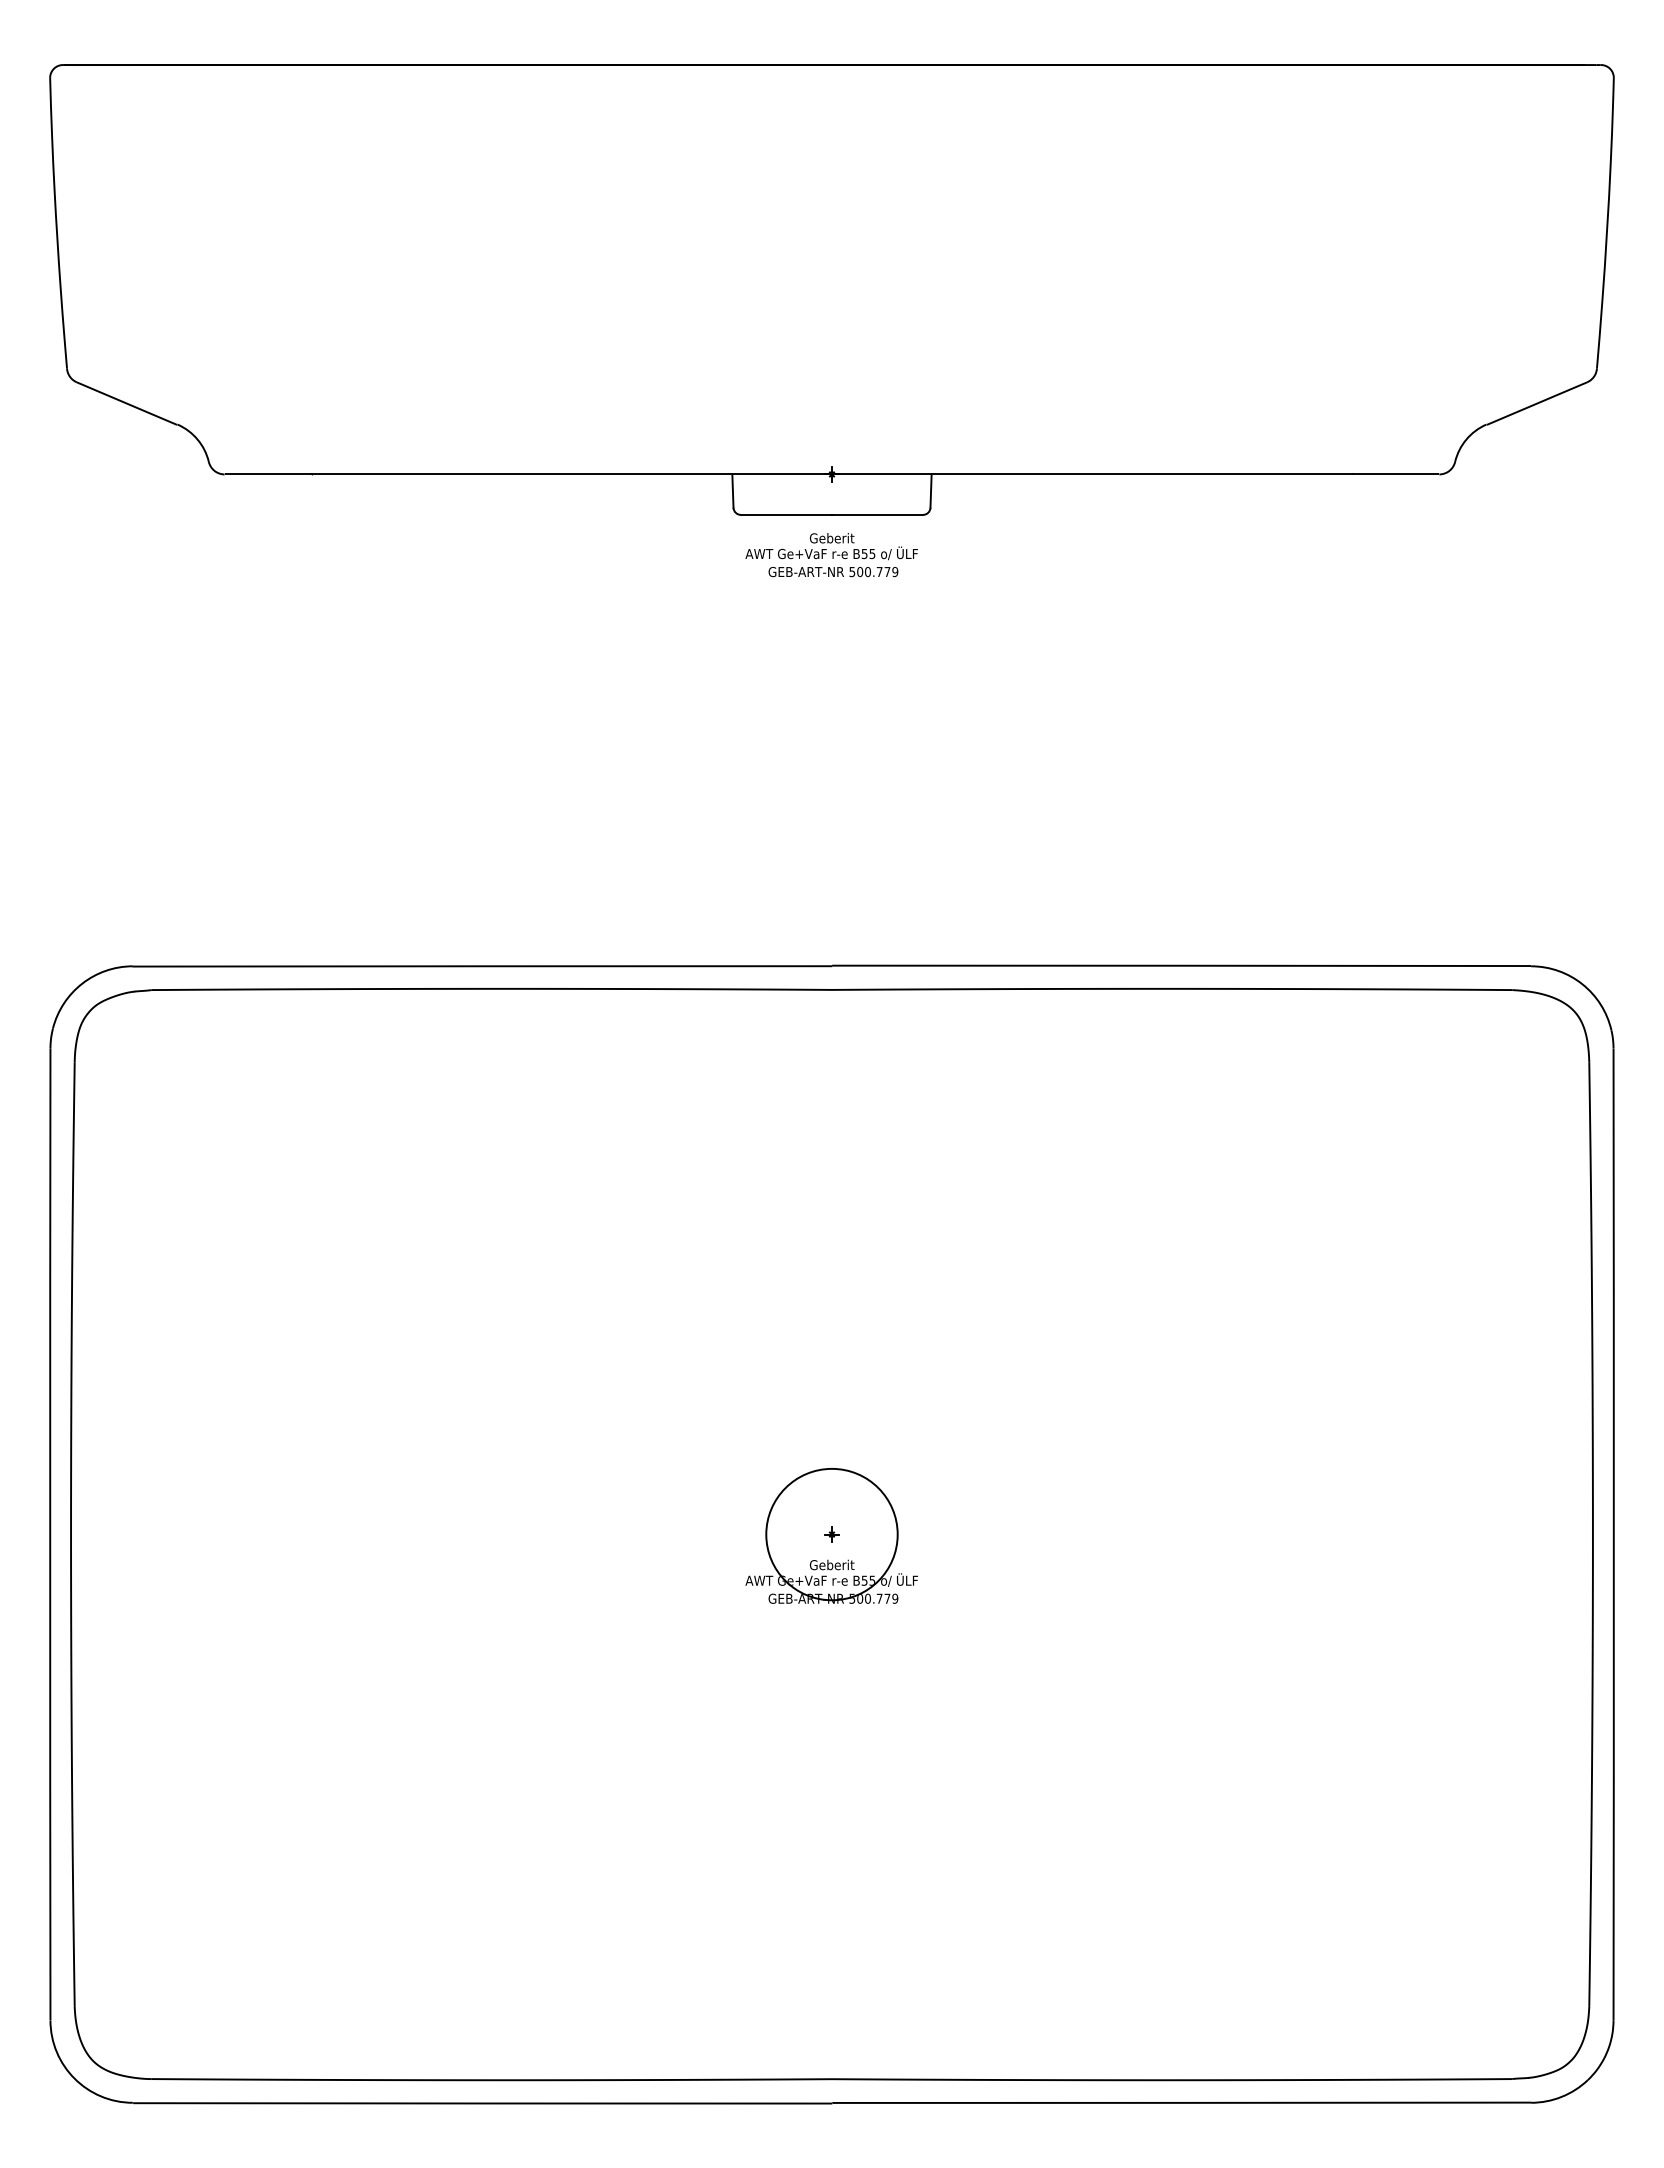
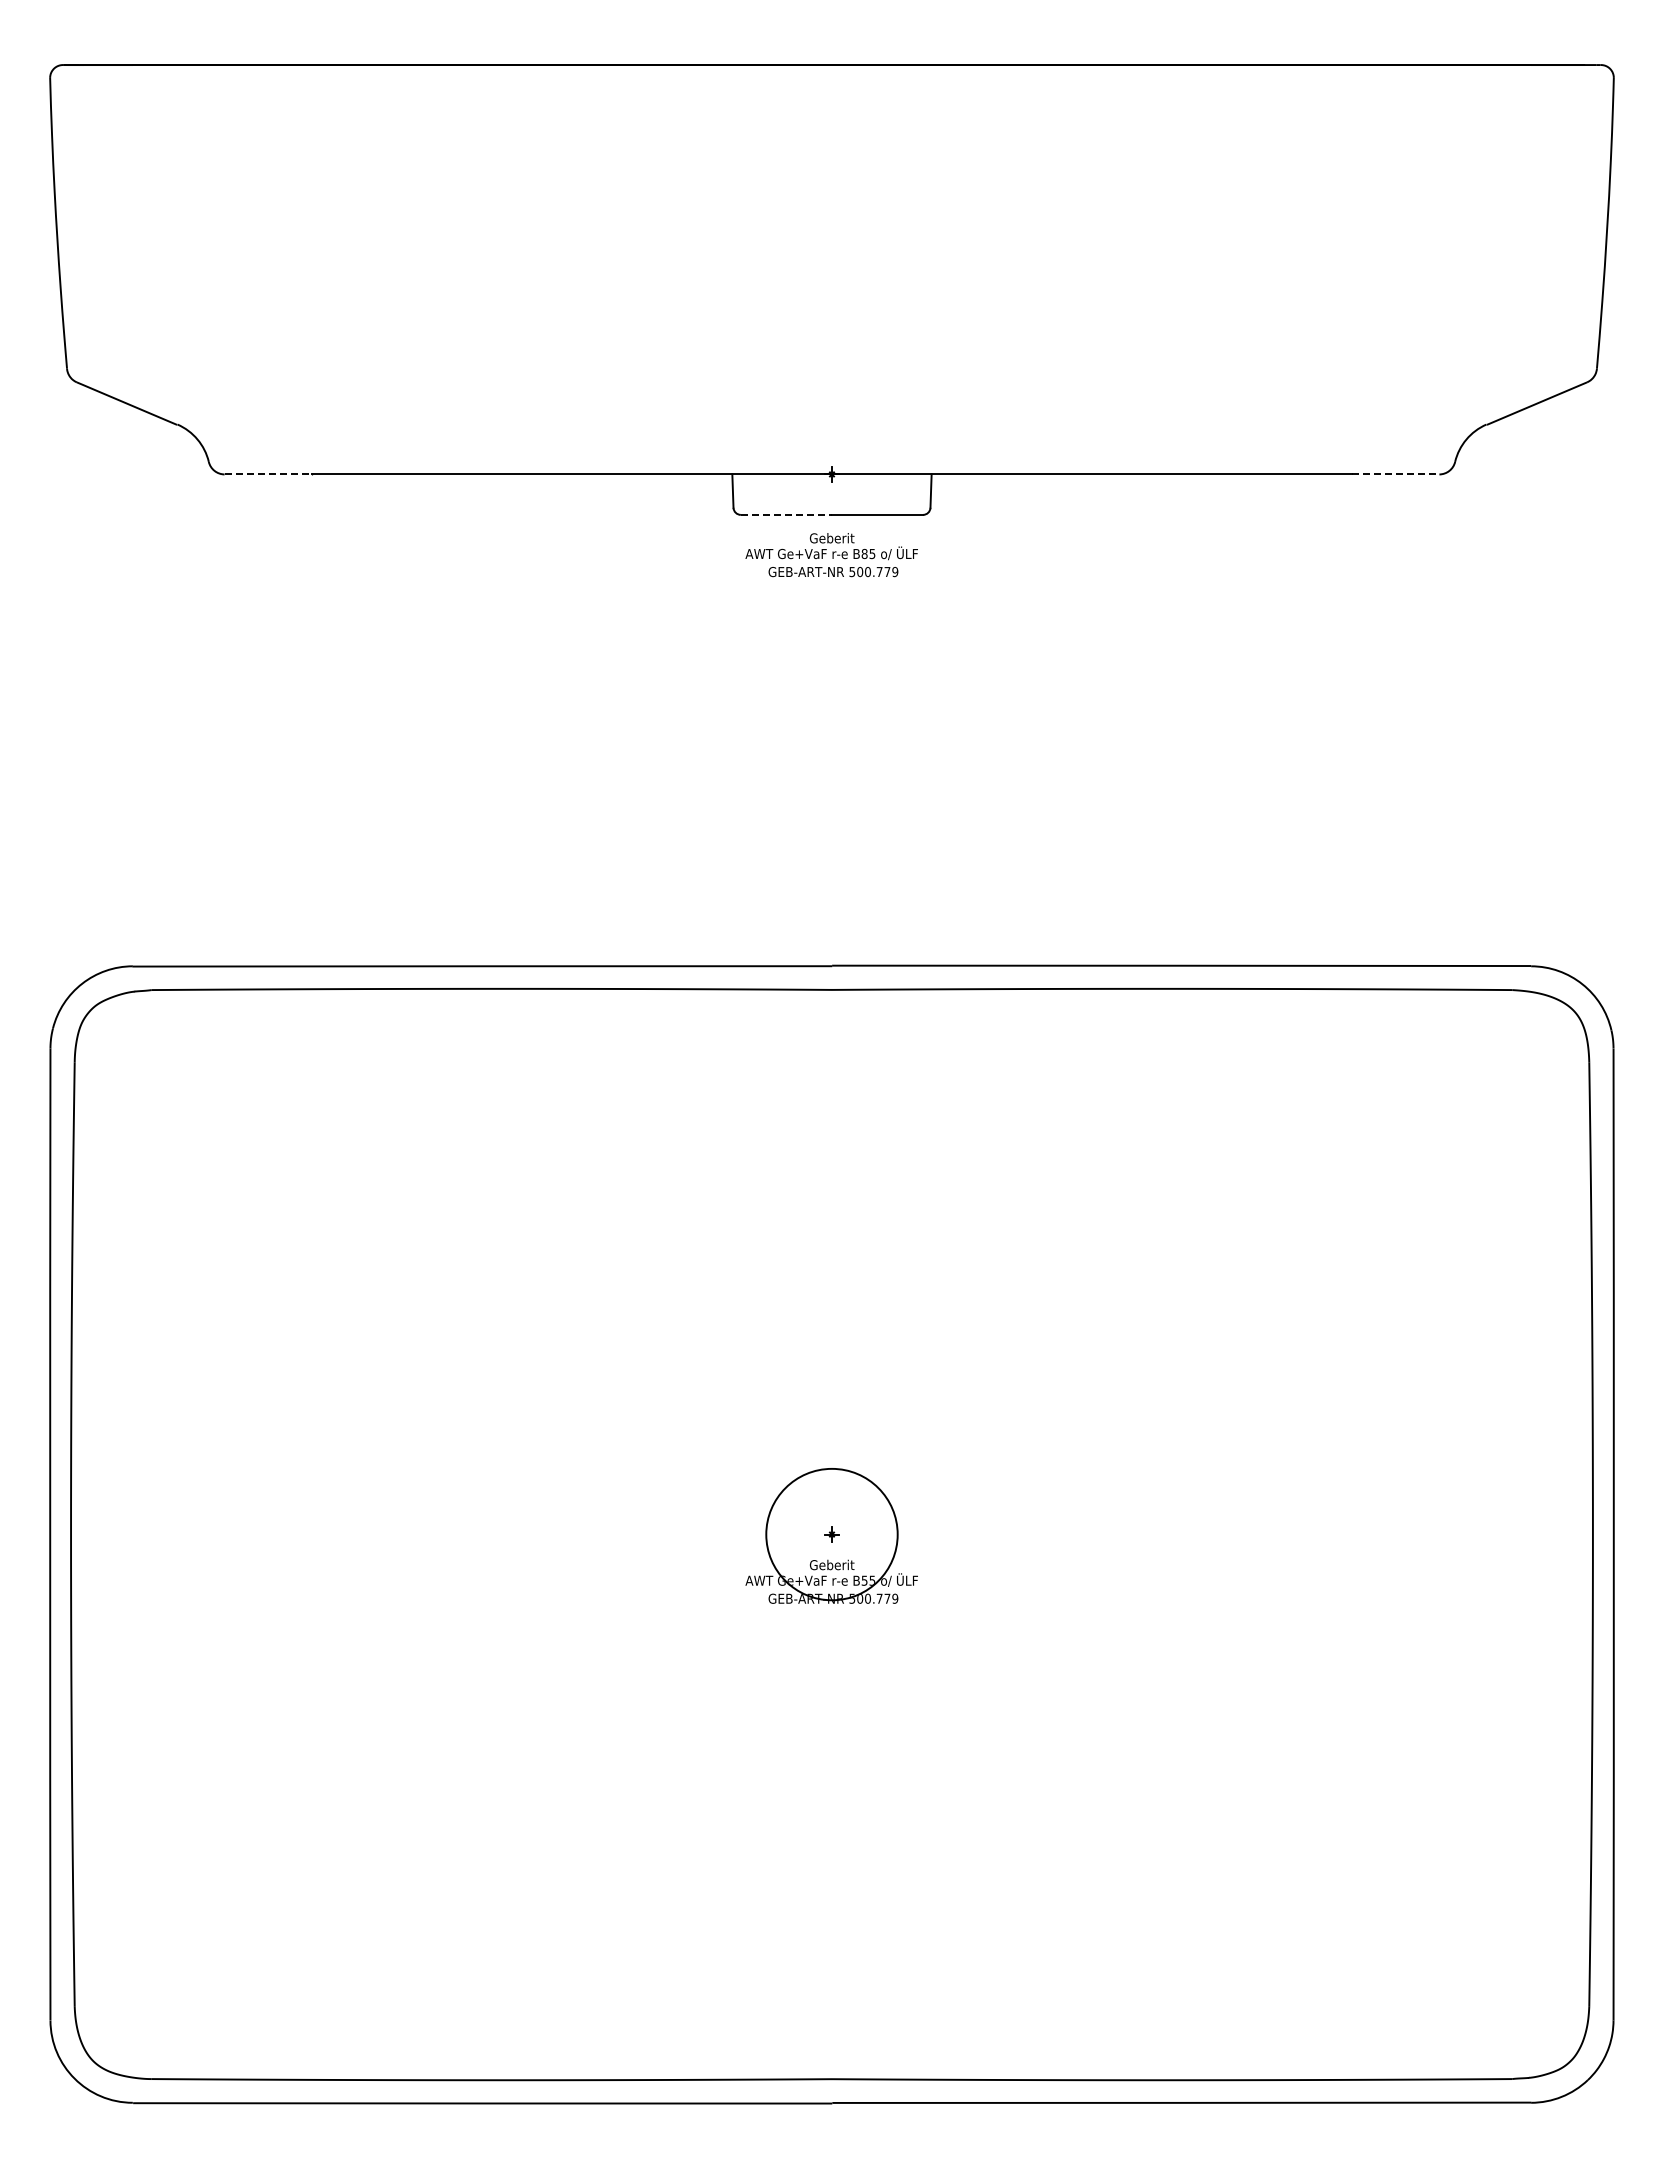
line: solid -> dashed (268, 474)
line: solid -> dashed (1395, 474)
line: solid -> dashed (786, 514)
text: B55 -> B85 (864, 553)
